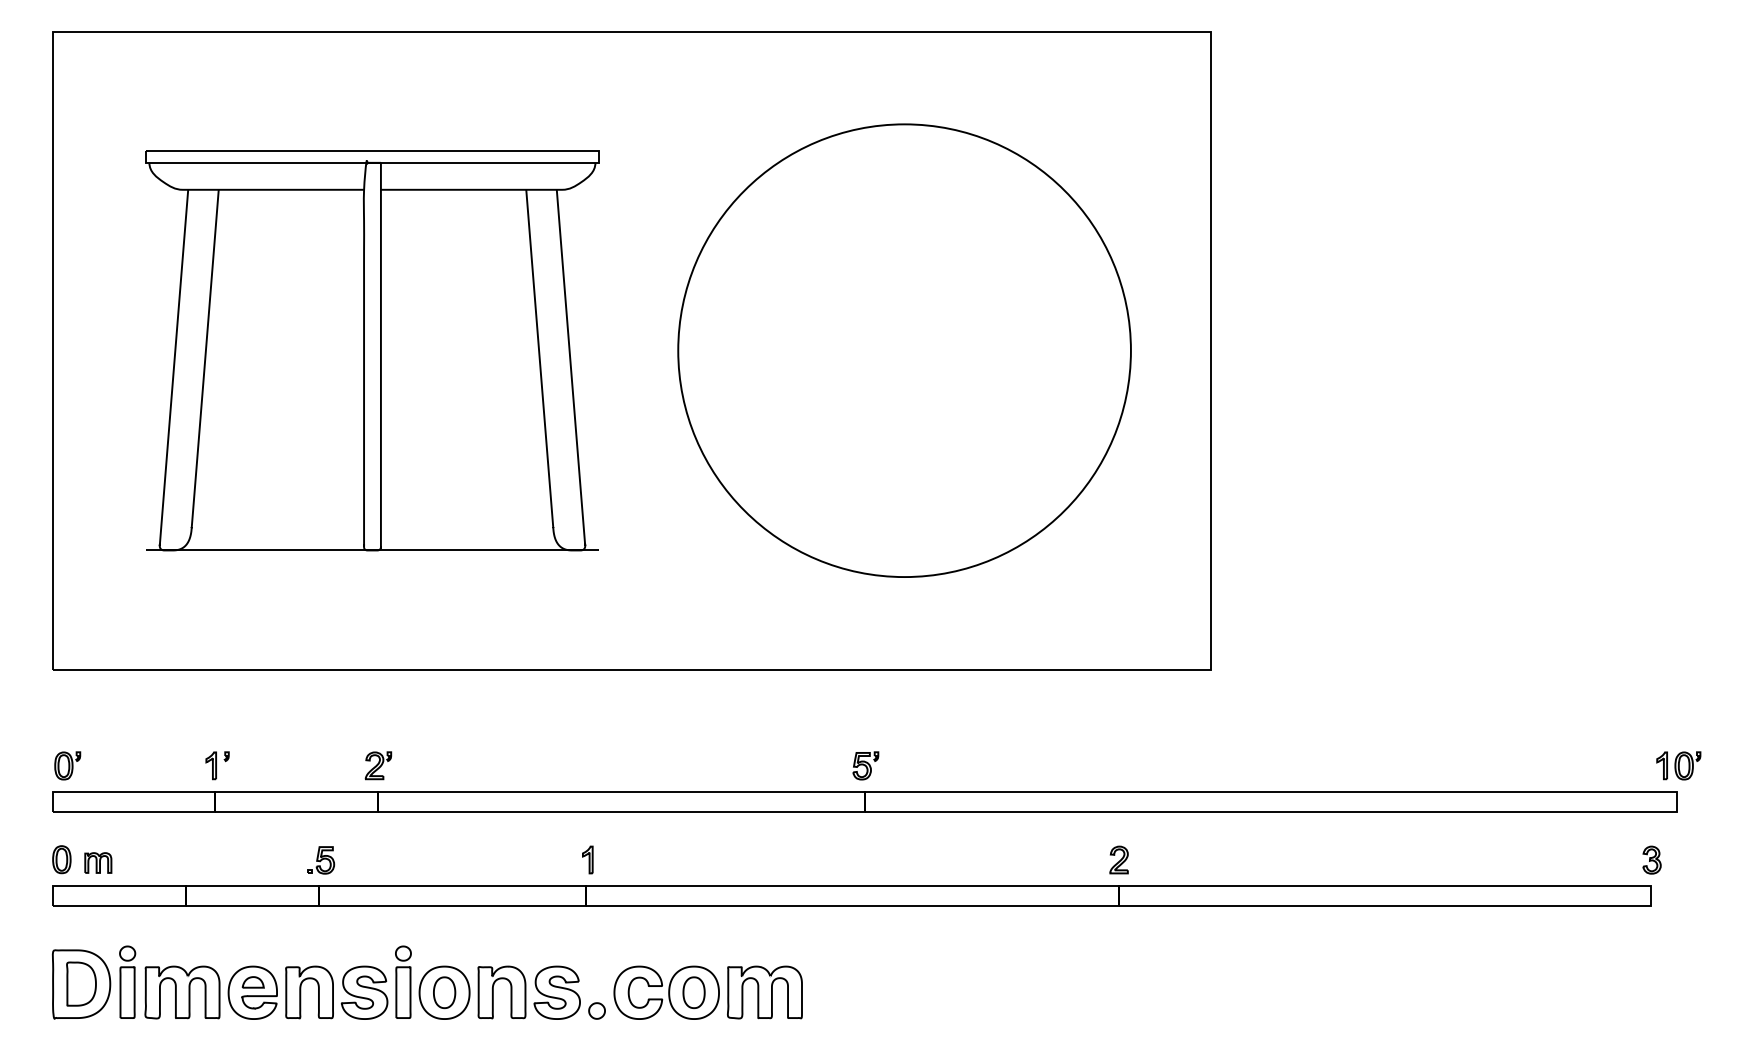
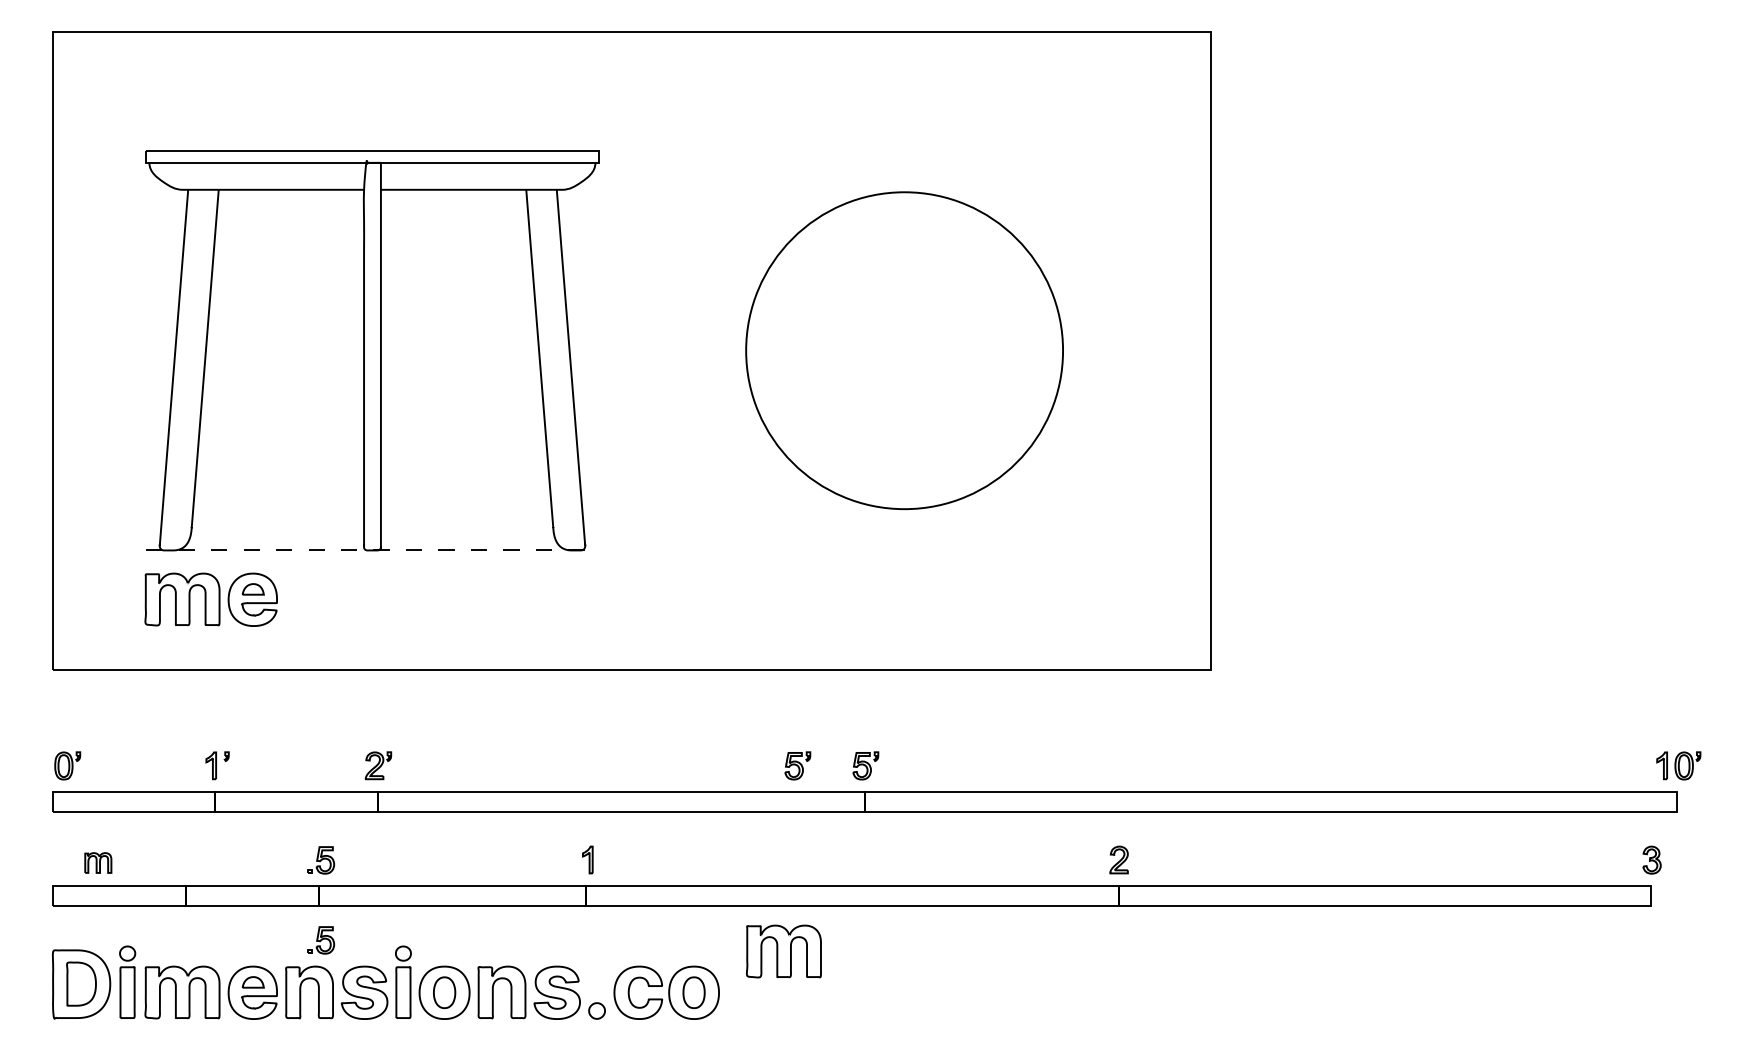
circle diameter: 453 px -> 317 px (904, 350)
line: solid -> dashed (373, 550)
part: none -> present (210, 599)
part: none -> present (797, 765)
part: present -> none (61, 859)
part: none -> present (321, 940)
part position: (764, 992) -> (783, 951) (783, 951)
